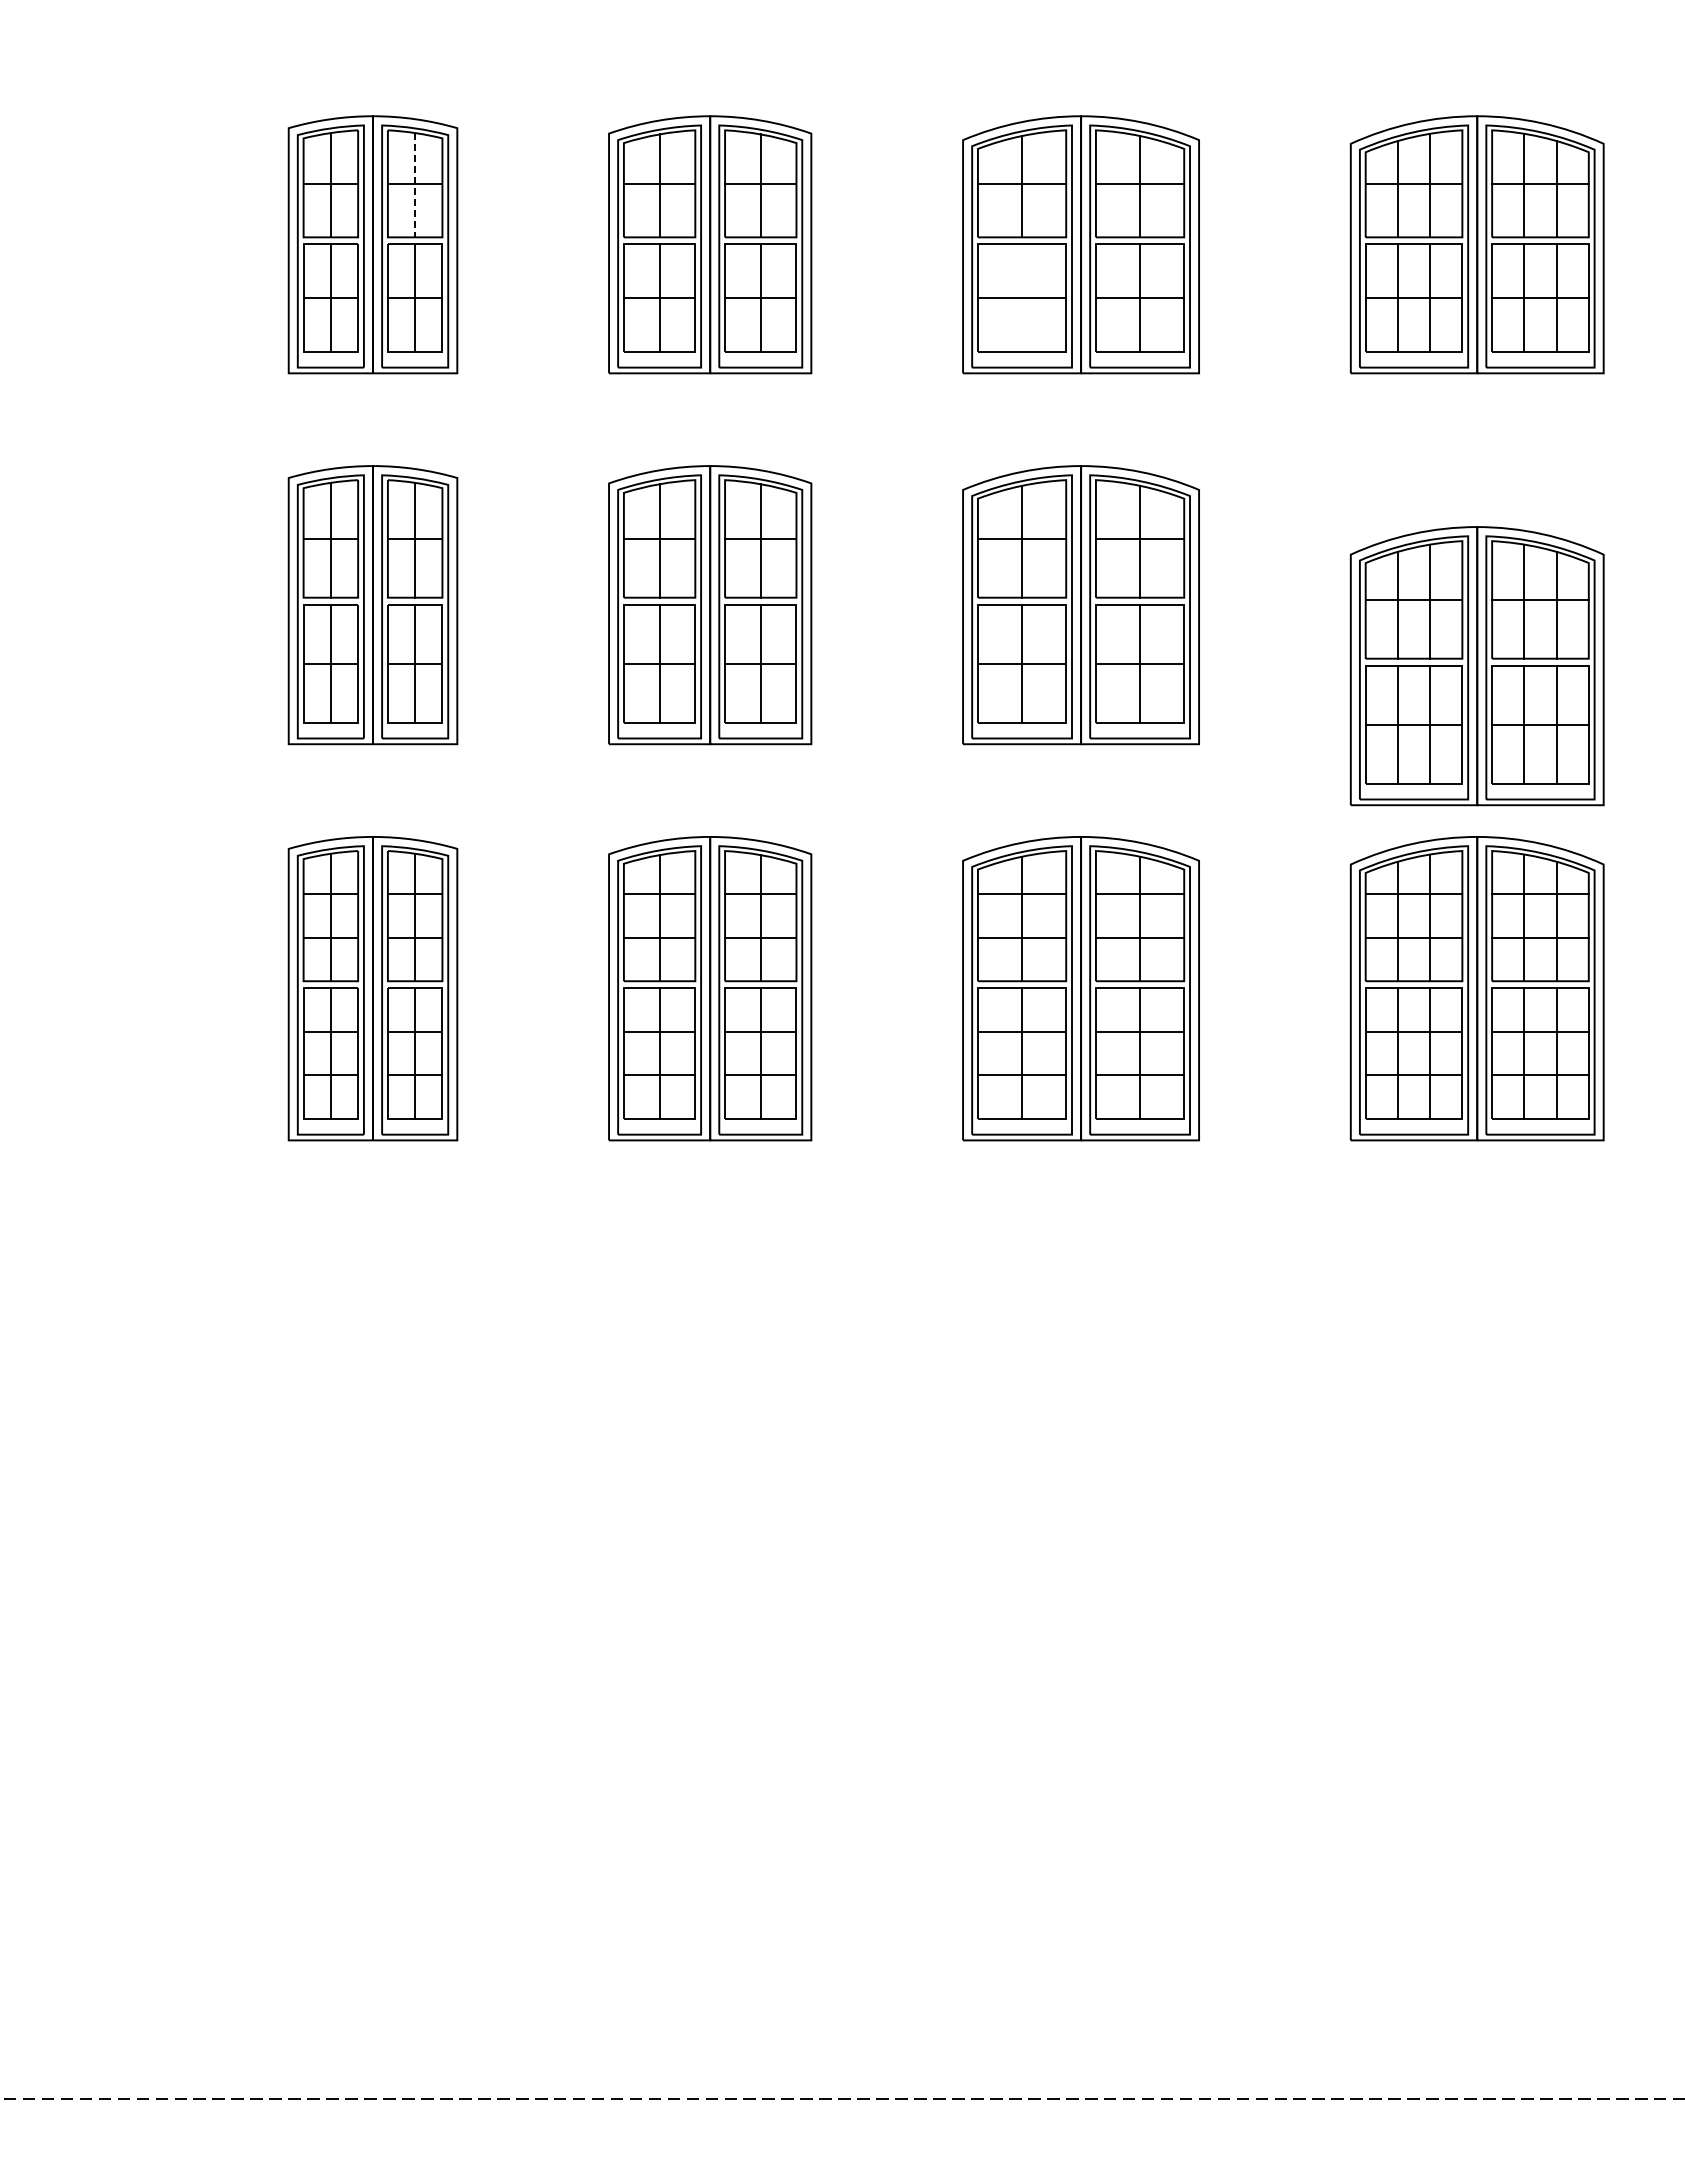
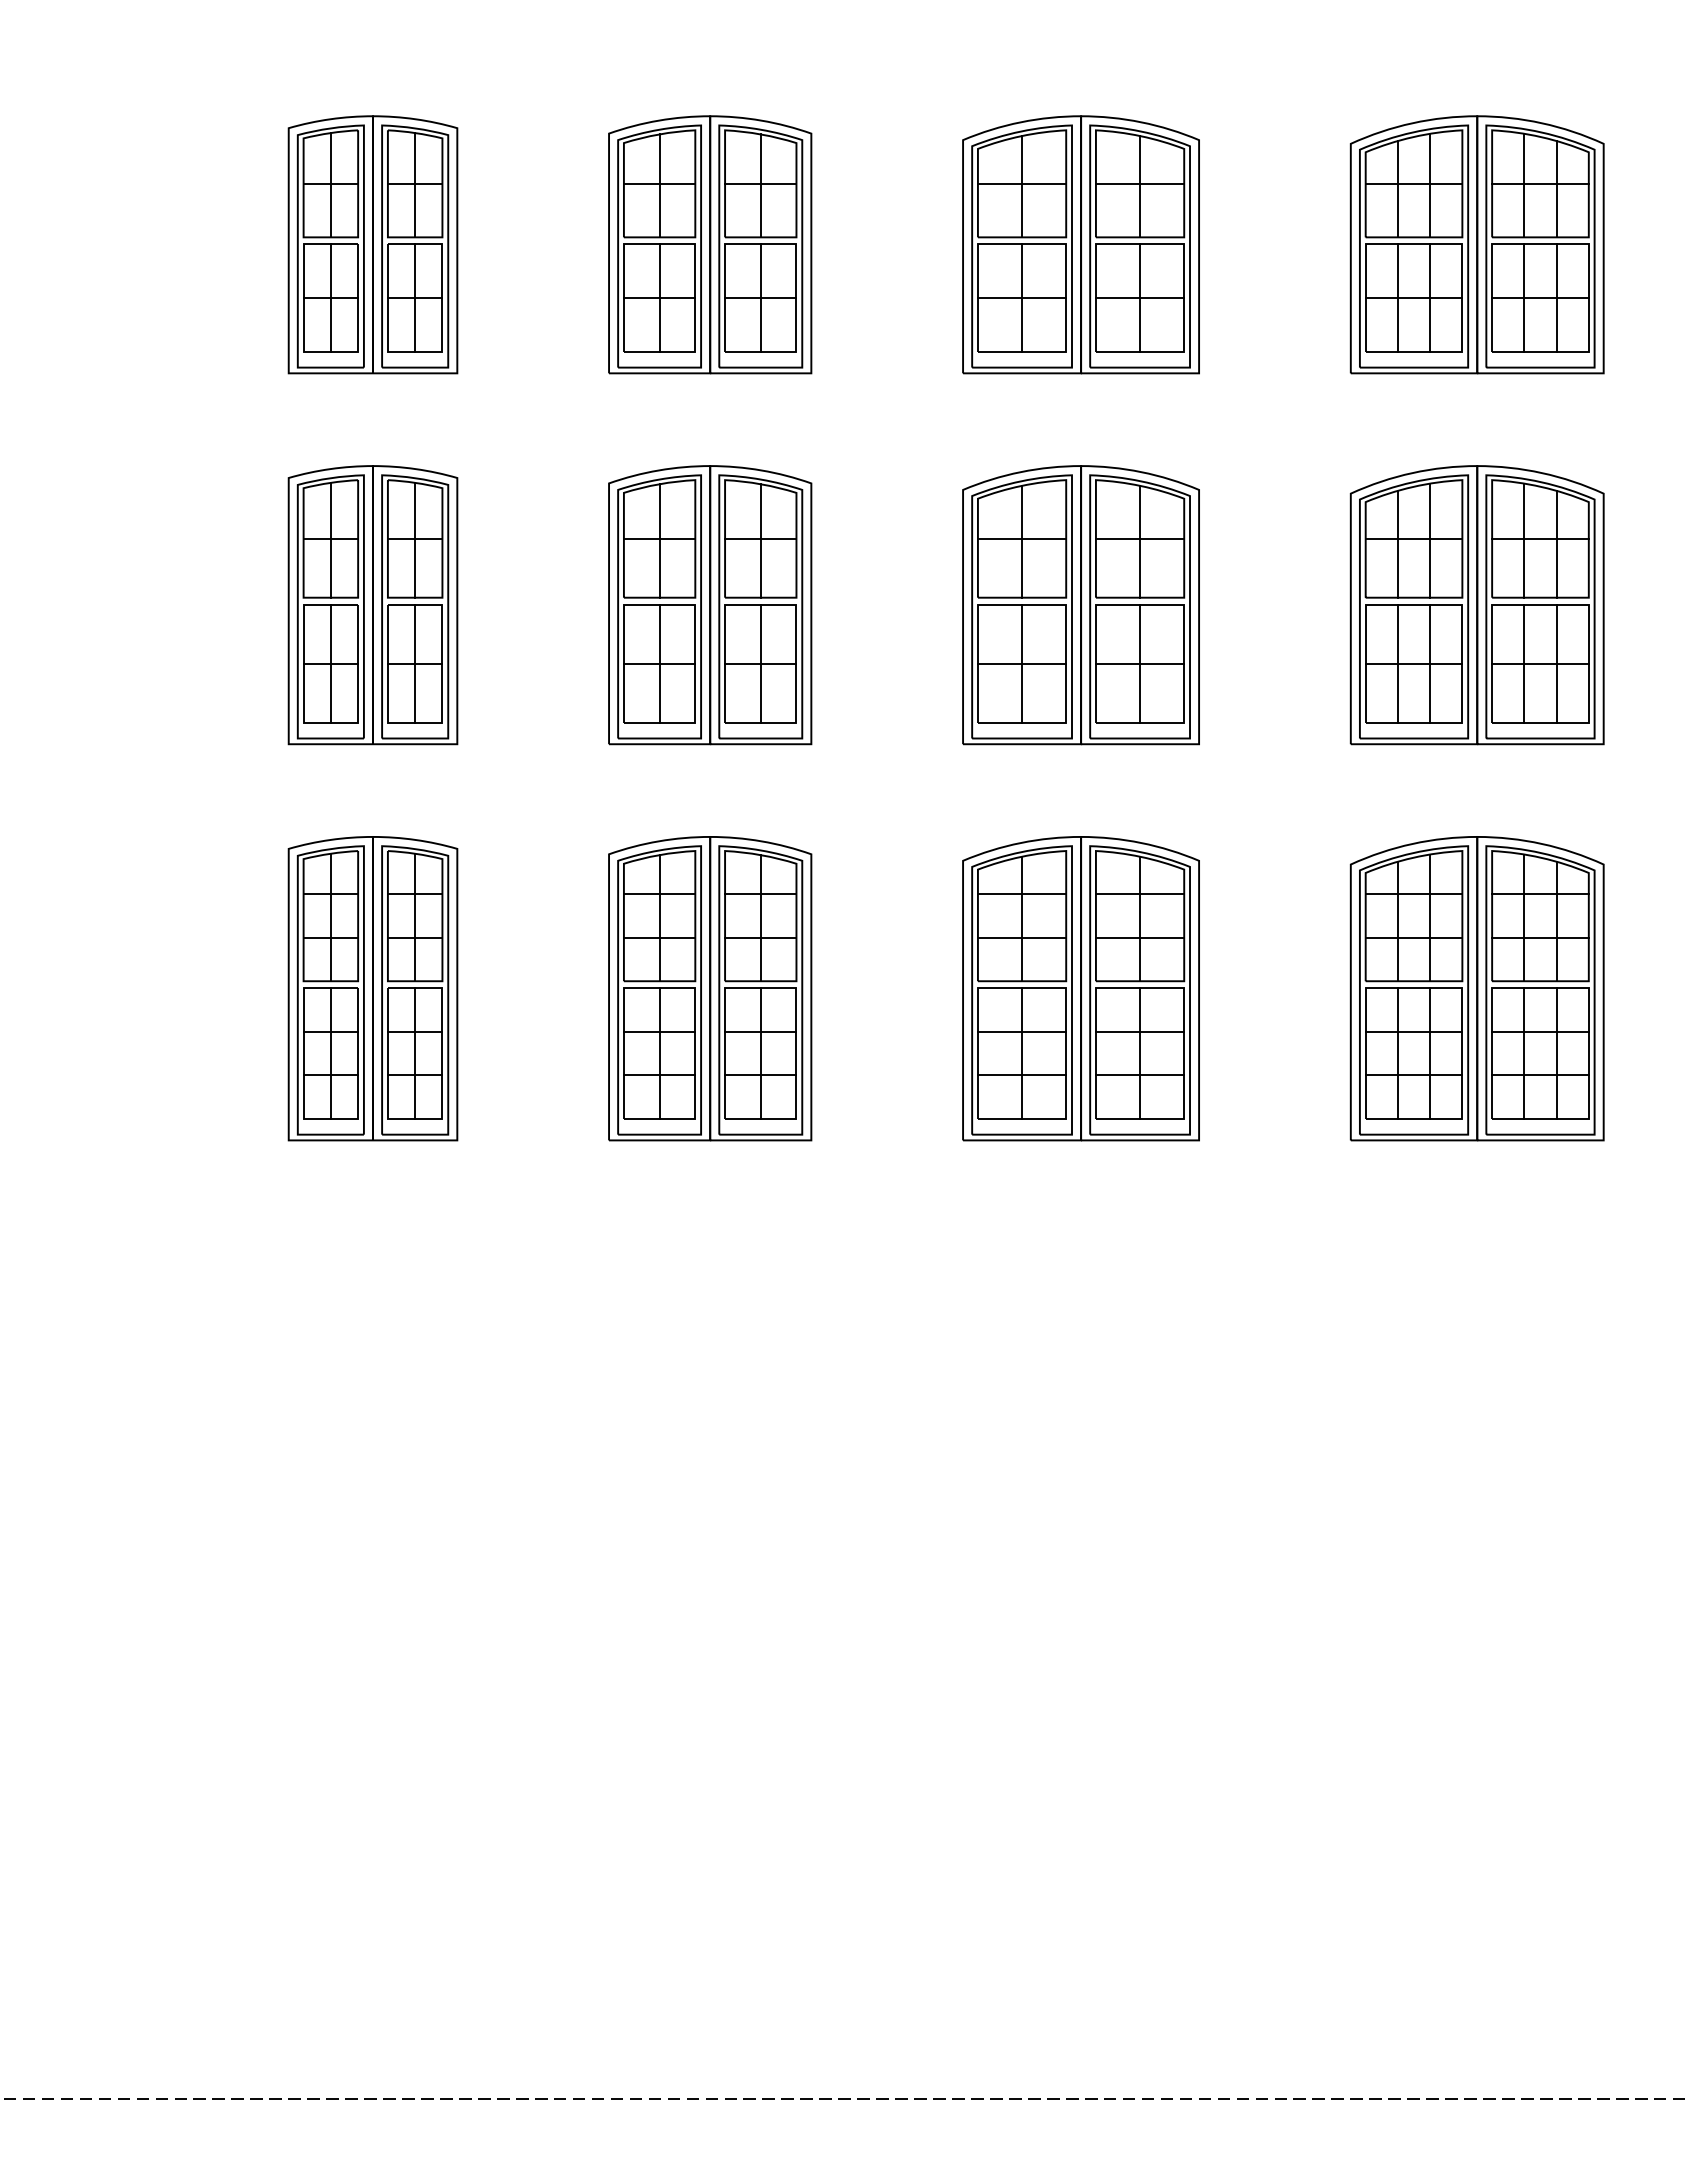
line: dashed -> solid (415, 185)
line: none -> present (1022, 297)
part position: (1476, 666) -> (1476, 605) (1476, 605)
